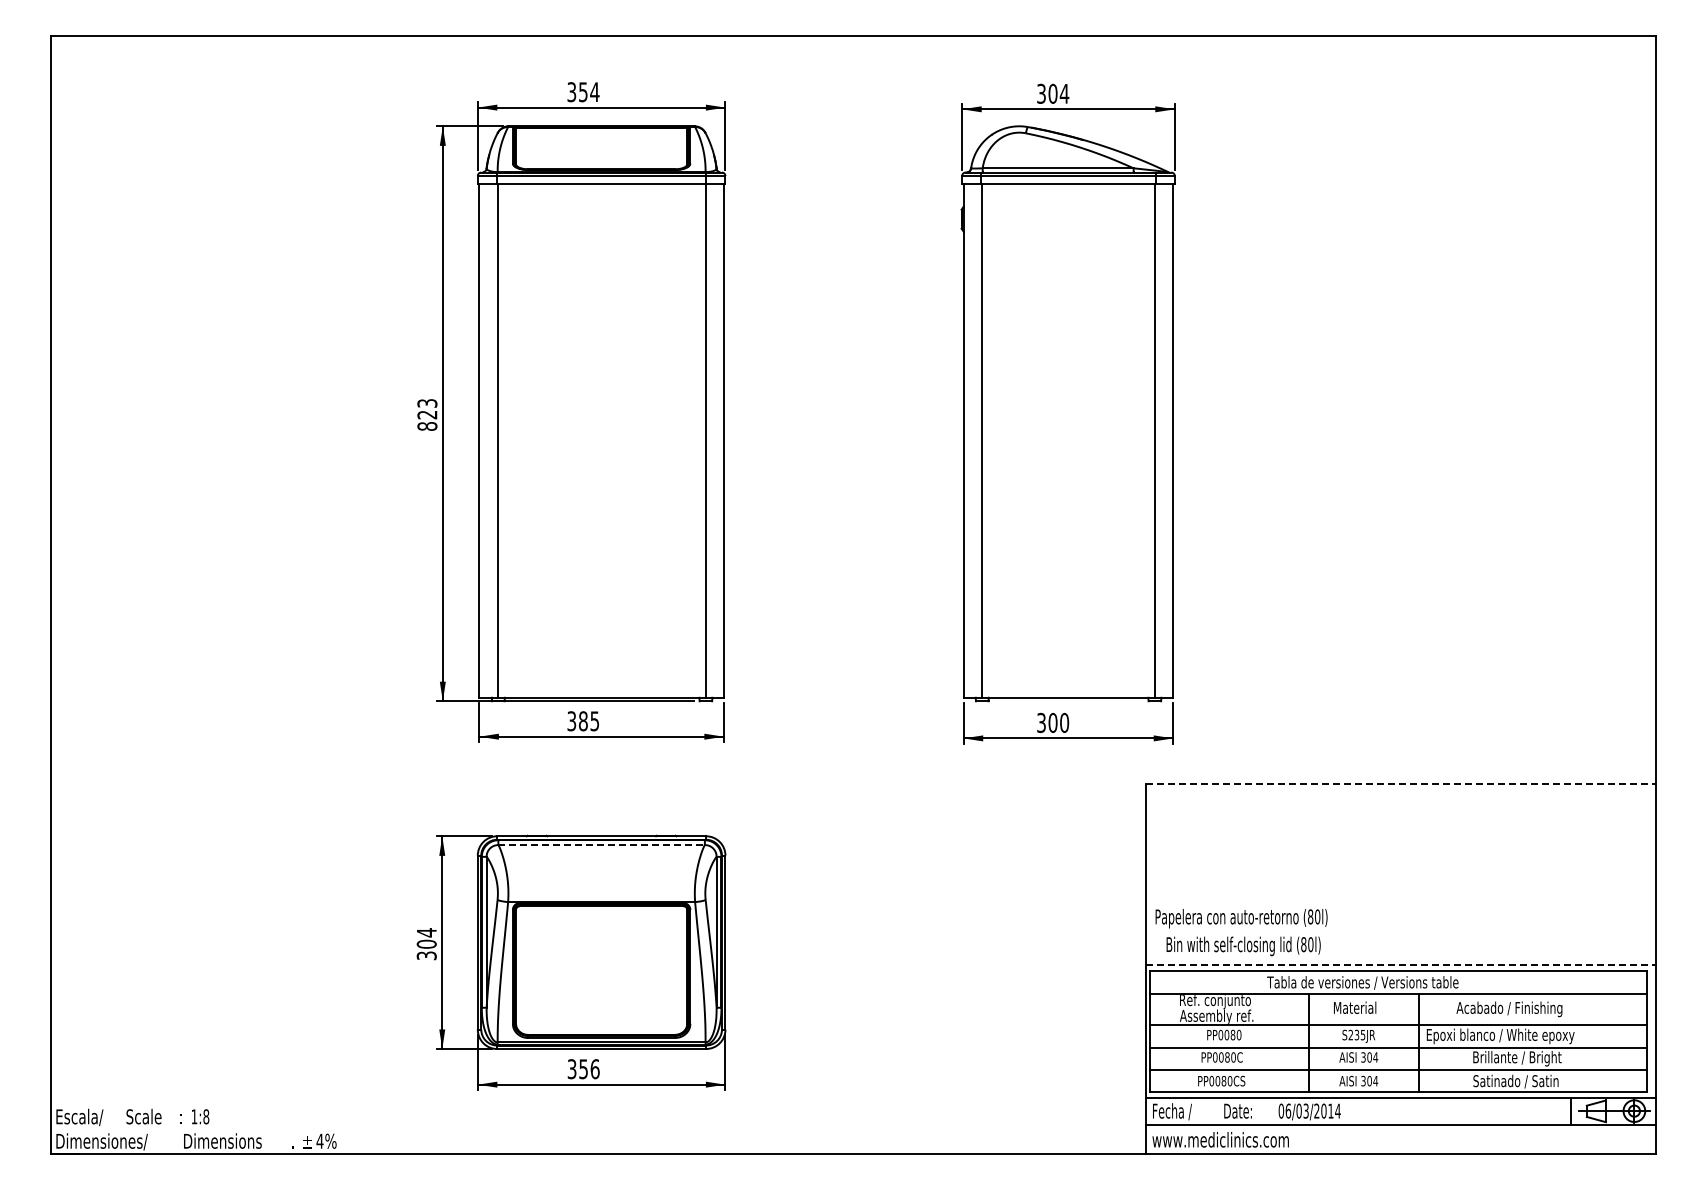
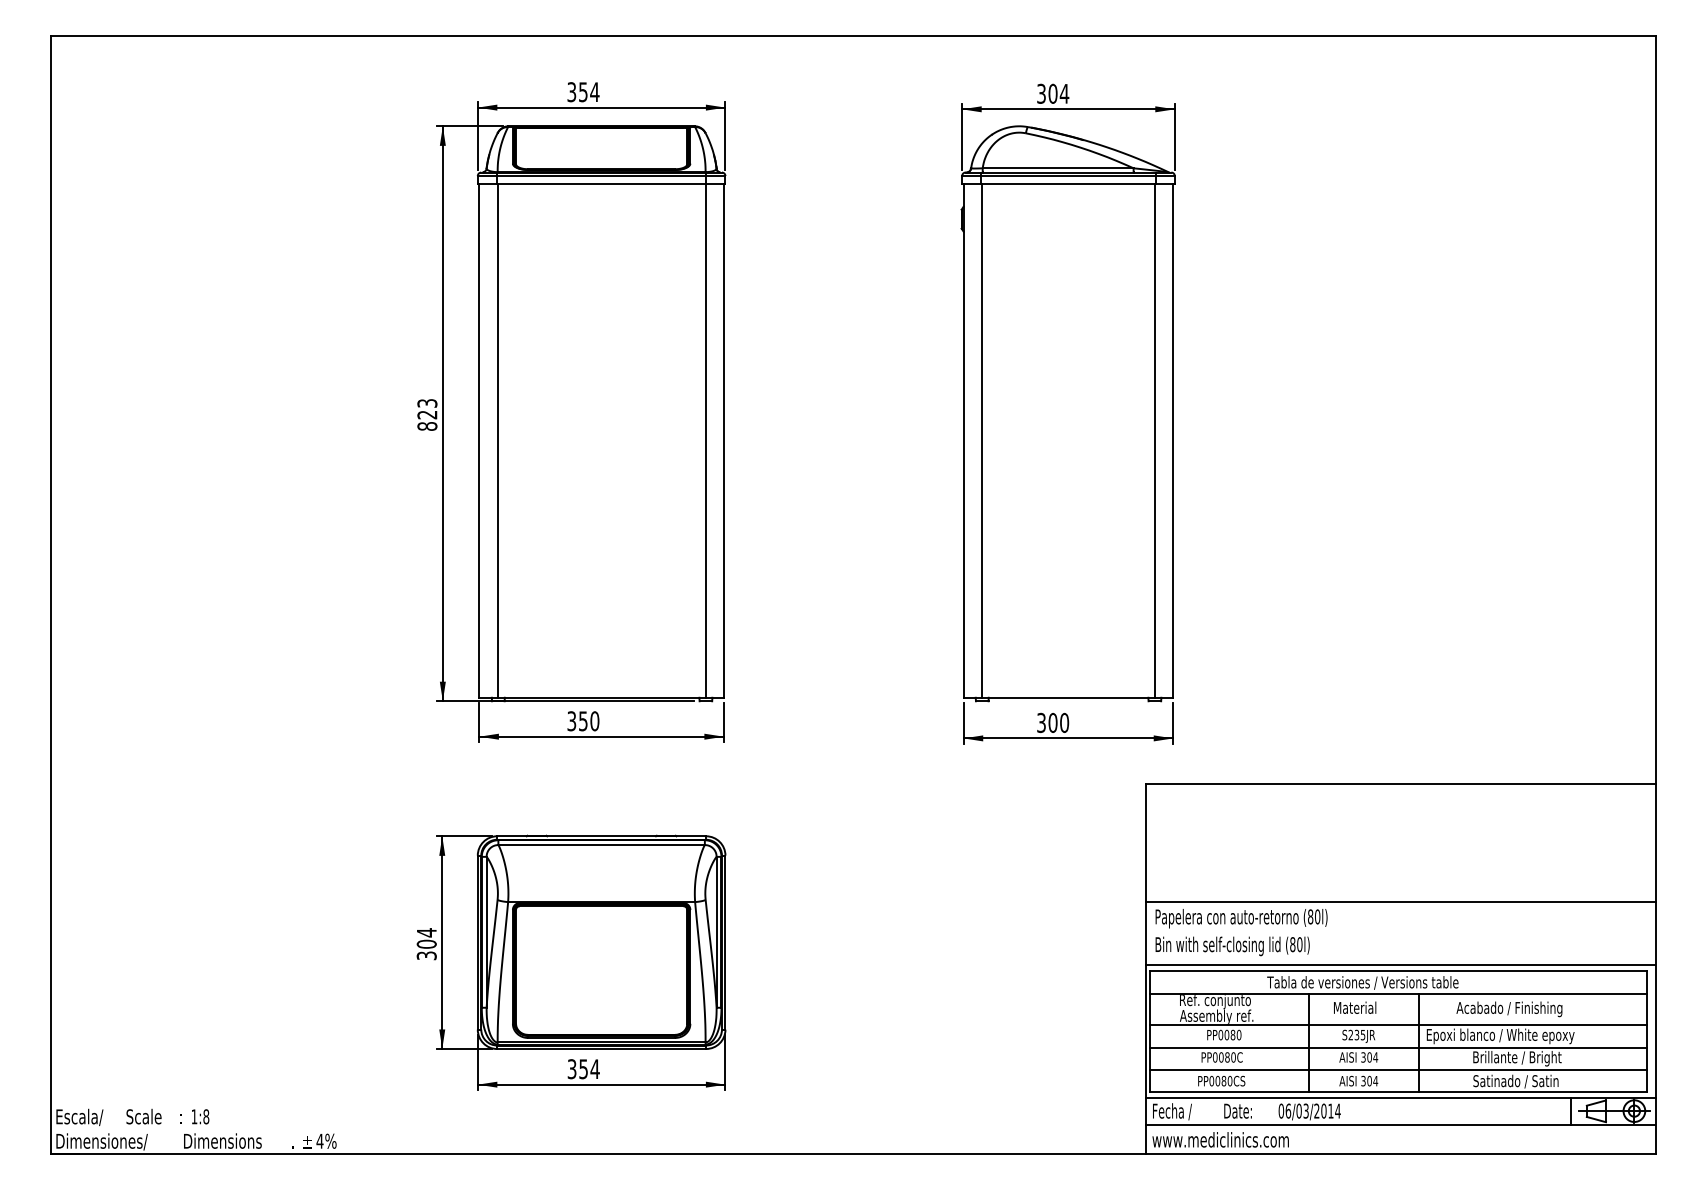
text: 385 -> 350 (589, 721)
line: dashed -> solid (1401, 784)
line: dashed -> solid (602, 845)
line: none -> present (1400, 901)
text position: (1243, 946) -> (1232, 946) (1232, 946)
line: dashed -> solid (1400, 965)
text: 356 -> 354 (594, 1069)
